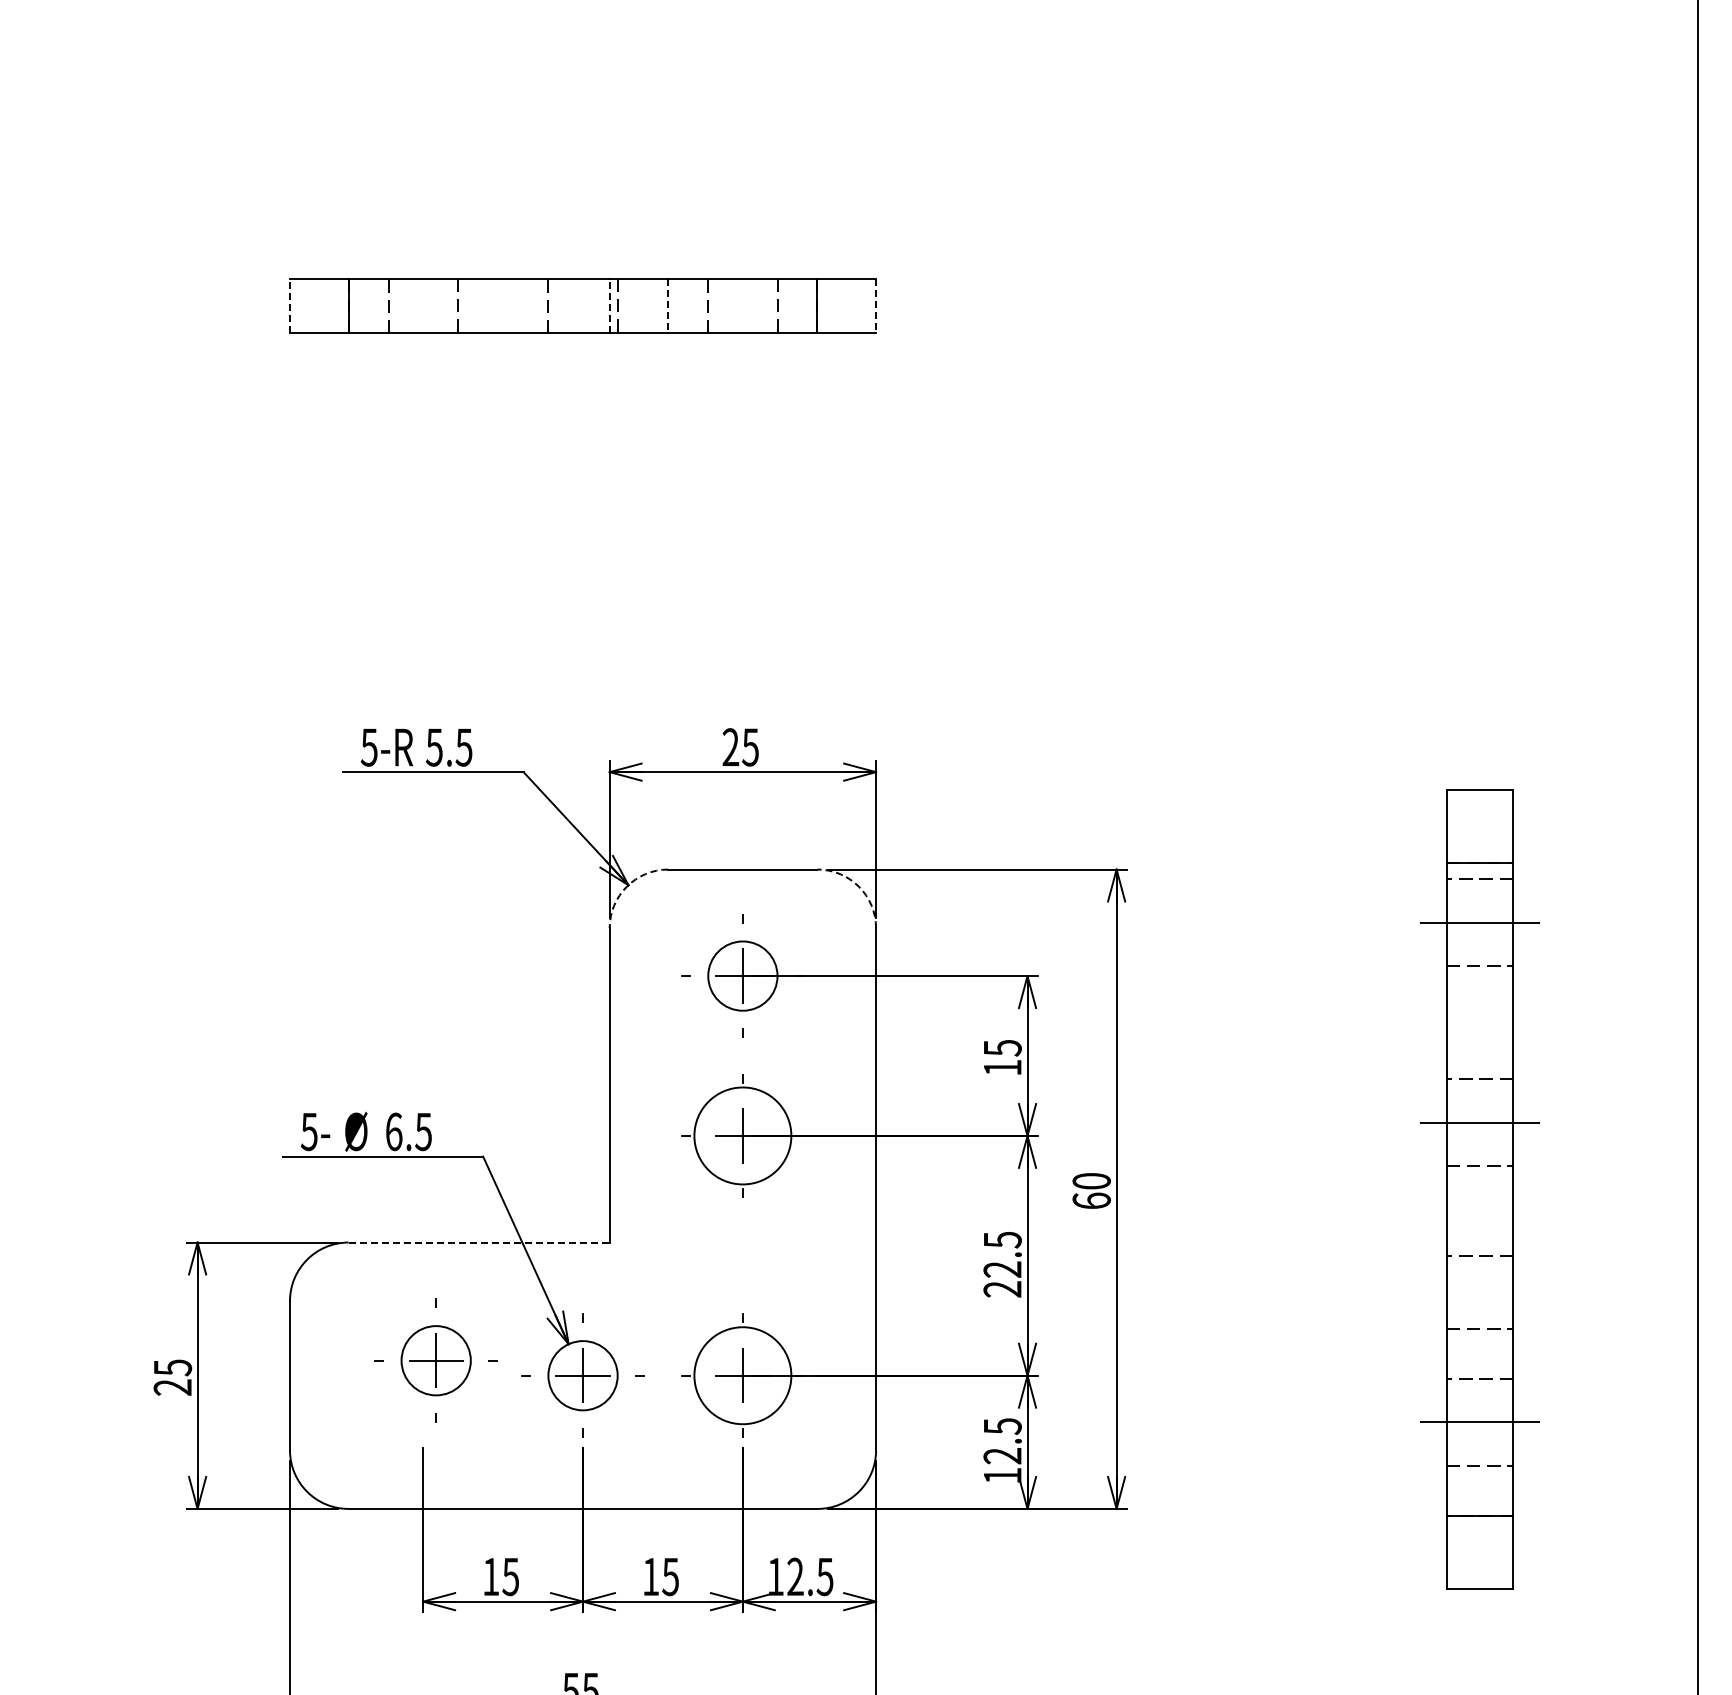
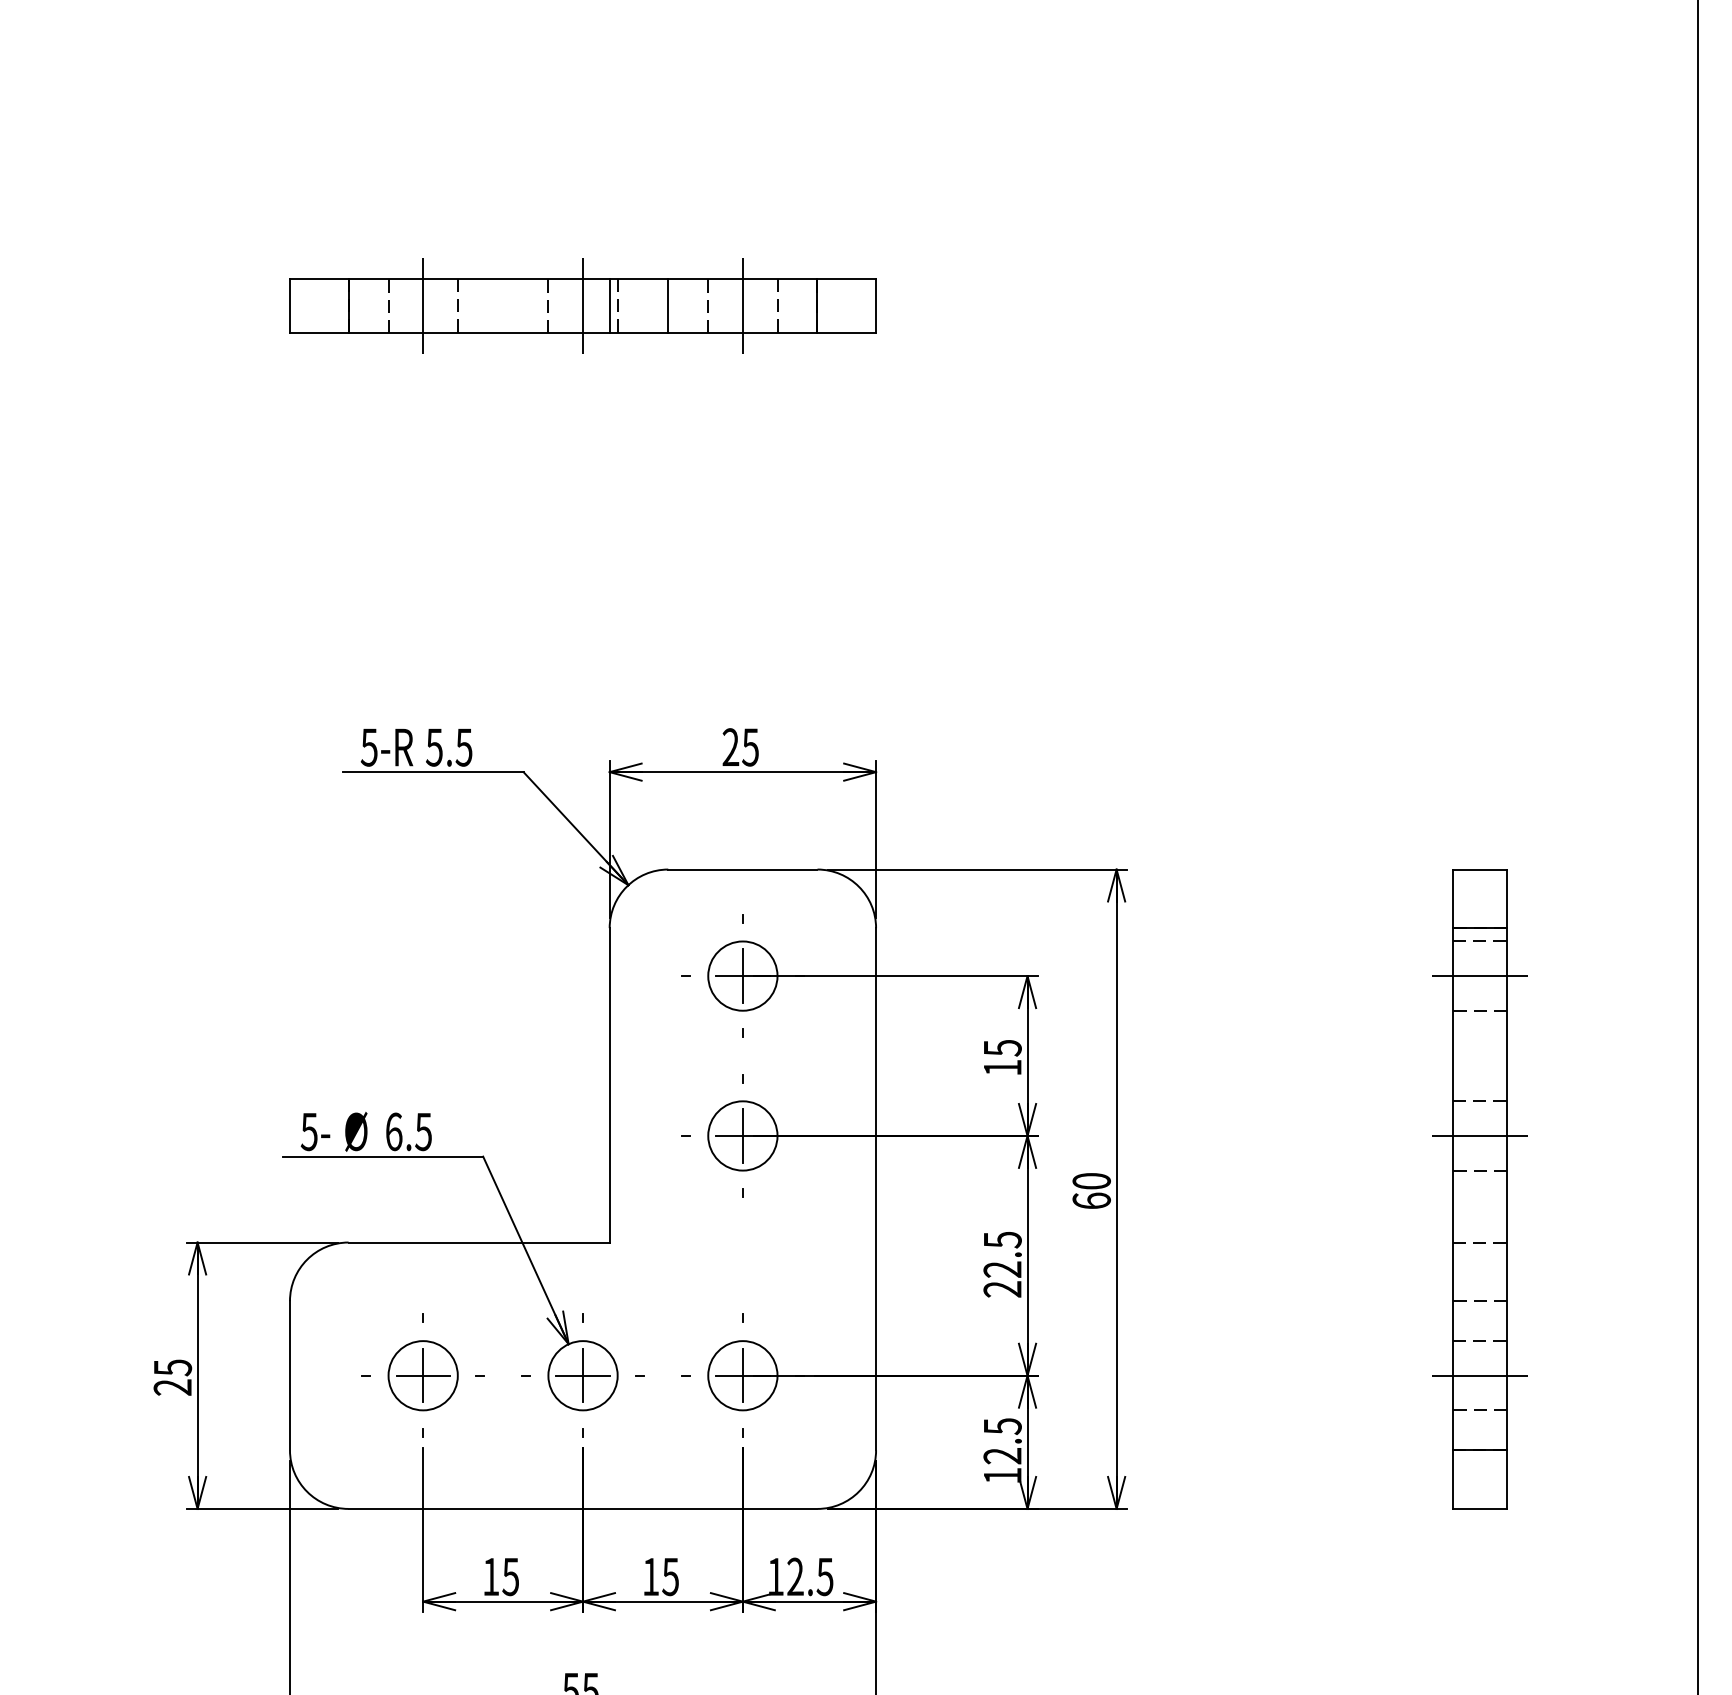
line: none -> present (423, 305)
line: none -> present (583, 305)
line: none -> present (742, 305)
line: dashed -> solid (289, 306)
line: dashed -> solid (609, 306)
line: dashed -> solid (668, 306)
line: dashed -> solid (876, 306)
arc: dashed -> solid (626, 886)
arc: dashed -> solid (858, 886)
circle diameter: 97 px -> 69 px (742, 1135)
part size: 120x801 px -> 96x641 px (1479, 1189)
line: dashed -> solid (479, 1242)
part position: (435, 1360) -> (422, 1375) (422, 1375)
circle diameter: 97 px -> 69 px (742, 1375)
